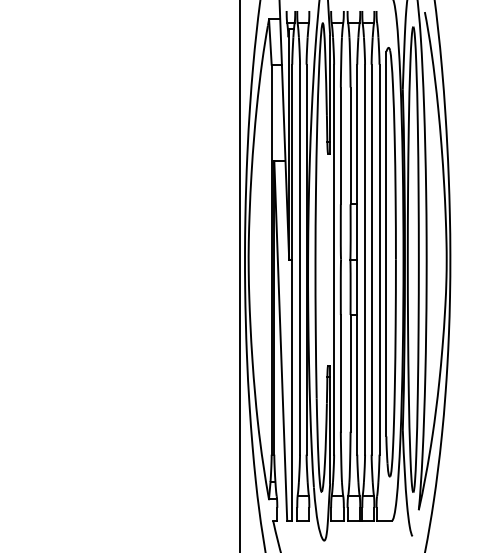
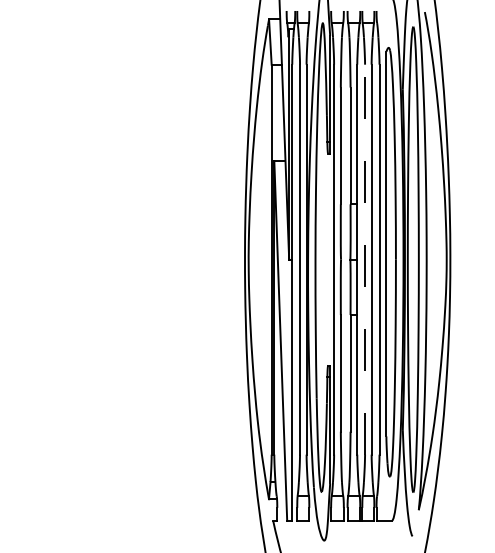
line: solid -> dashed (365, 259)
line: present -> none (239, 275)
